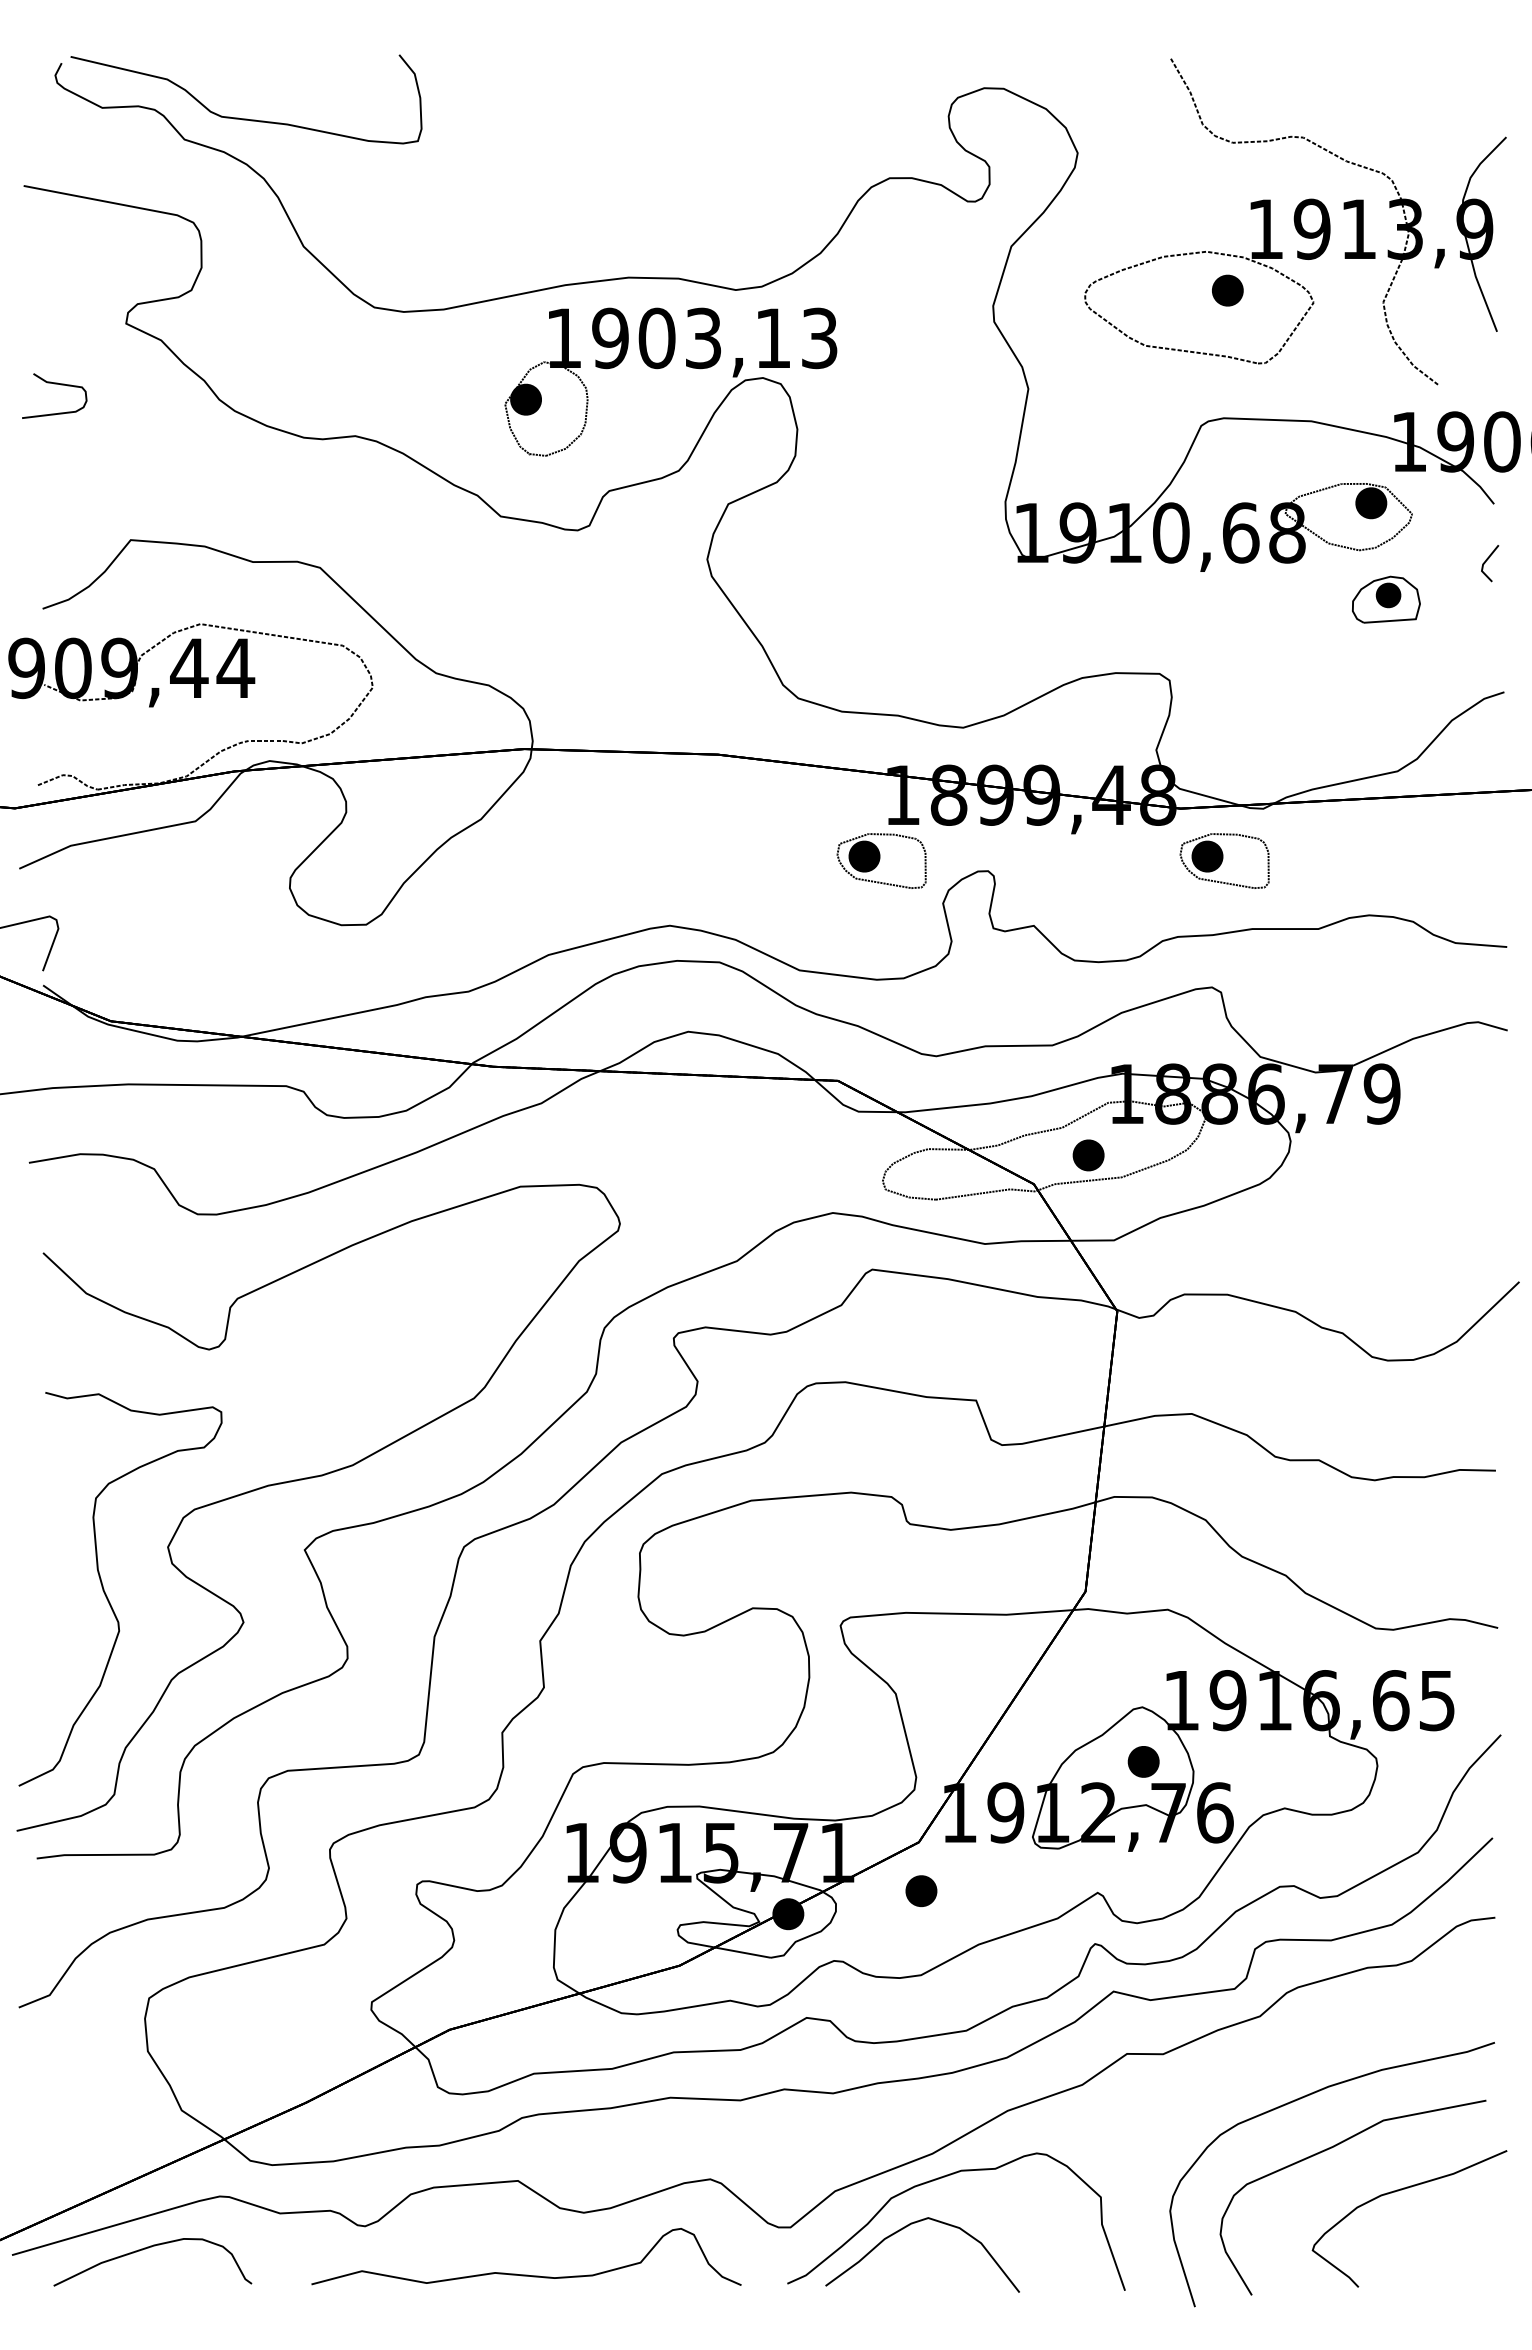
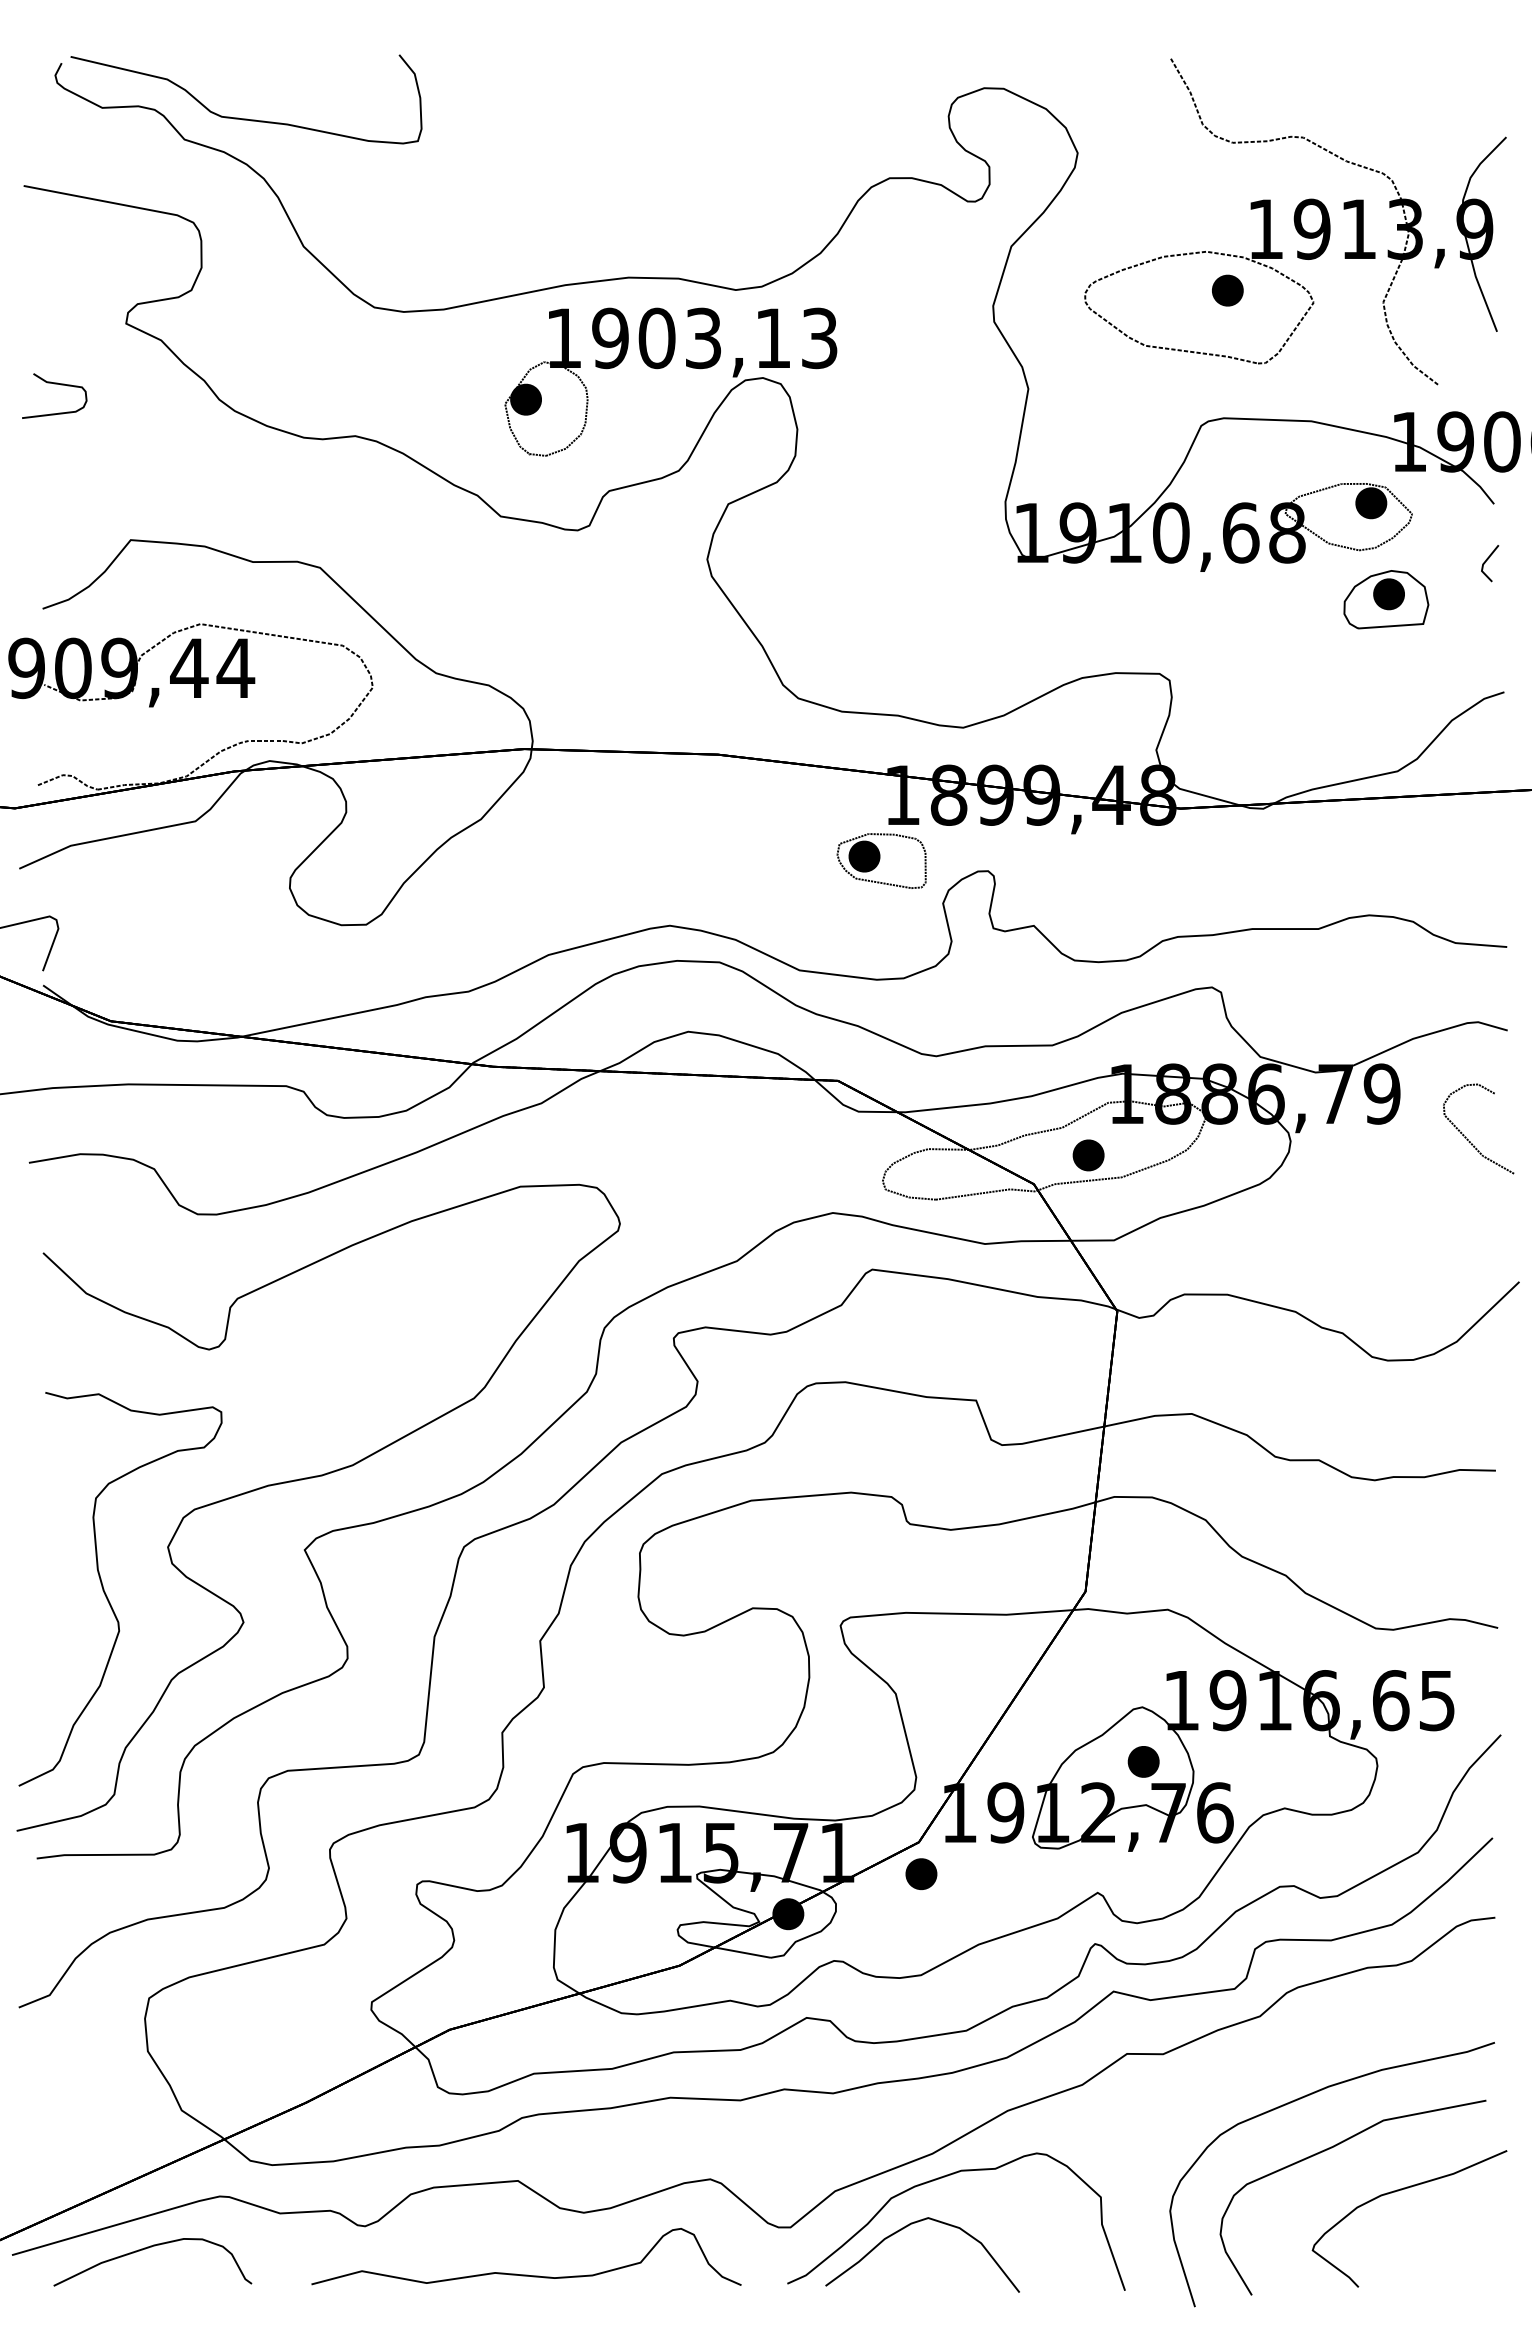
part size: 69x49 px -> 87x60 px (1386, 599)
part: present -> none (1224, 860)
curve: none -> present (1467, 1138)
part position: (921, 1890) -> (921, 1873) (921, 1873)
